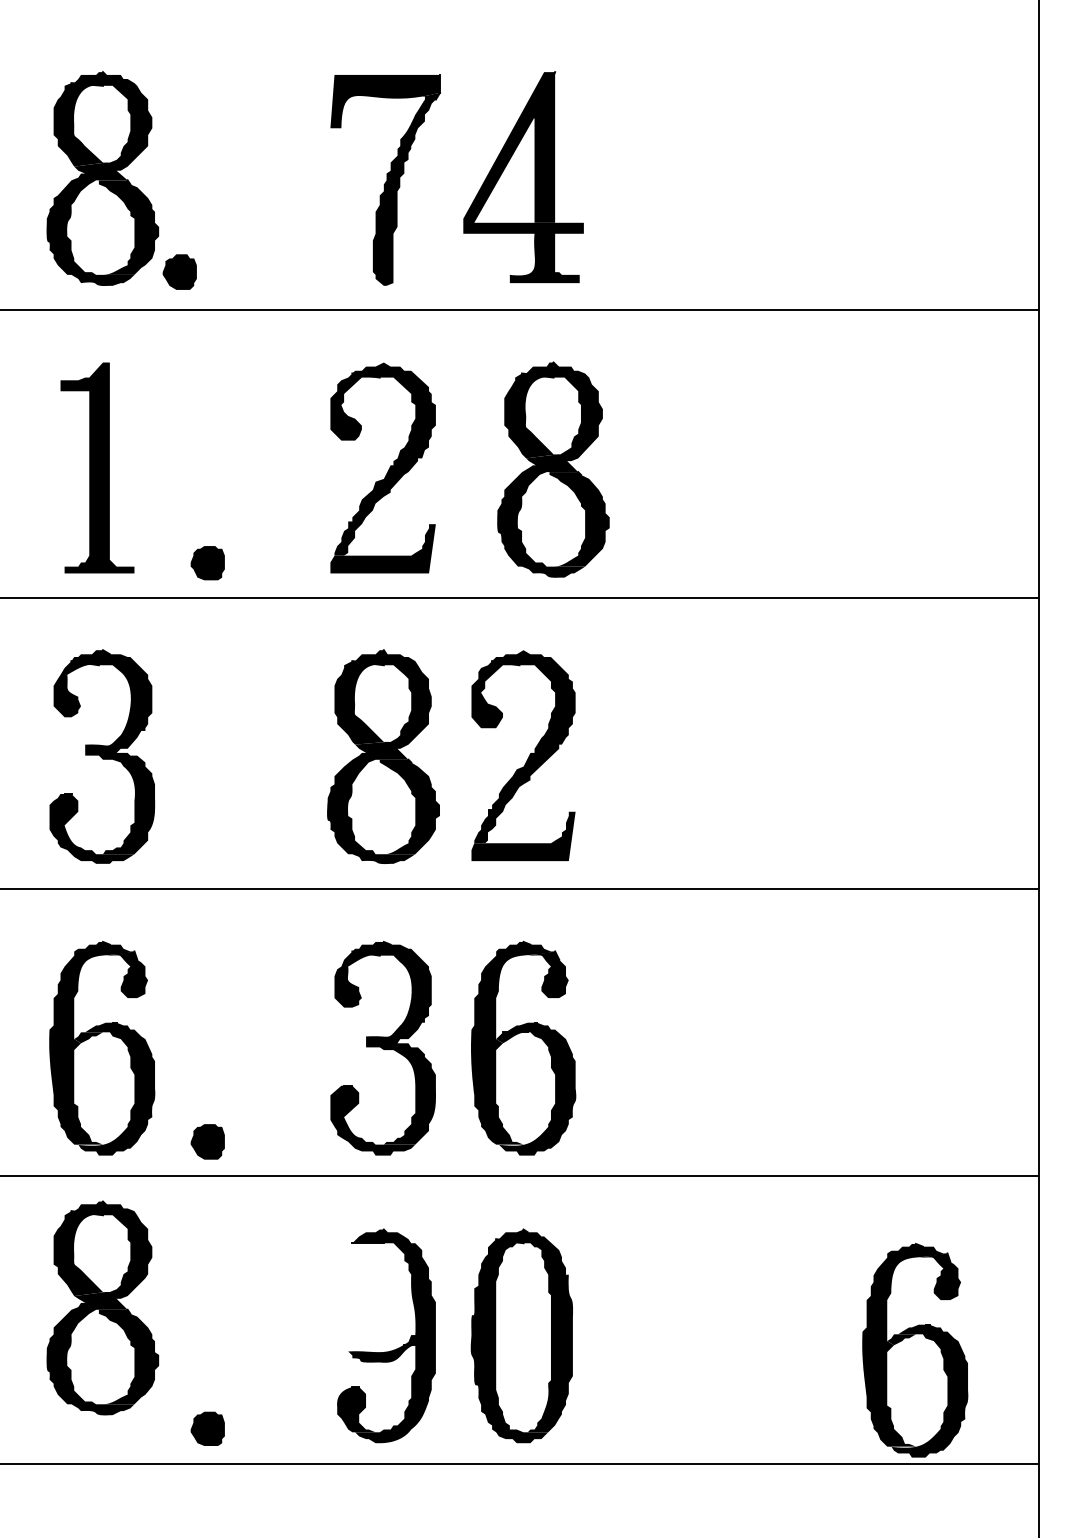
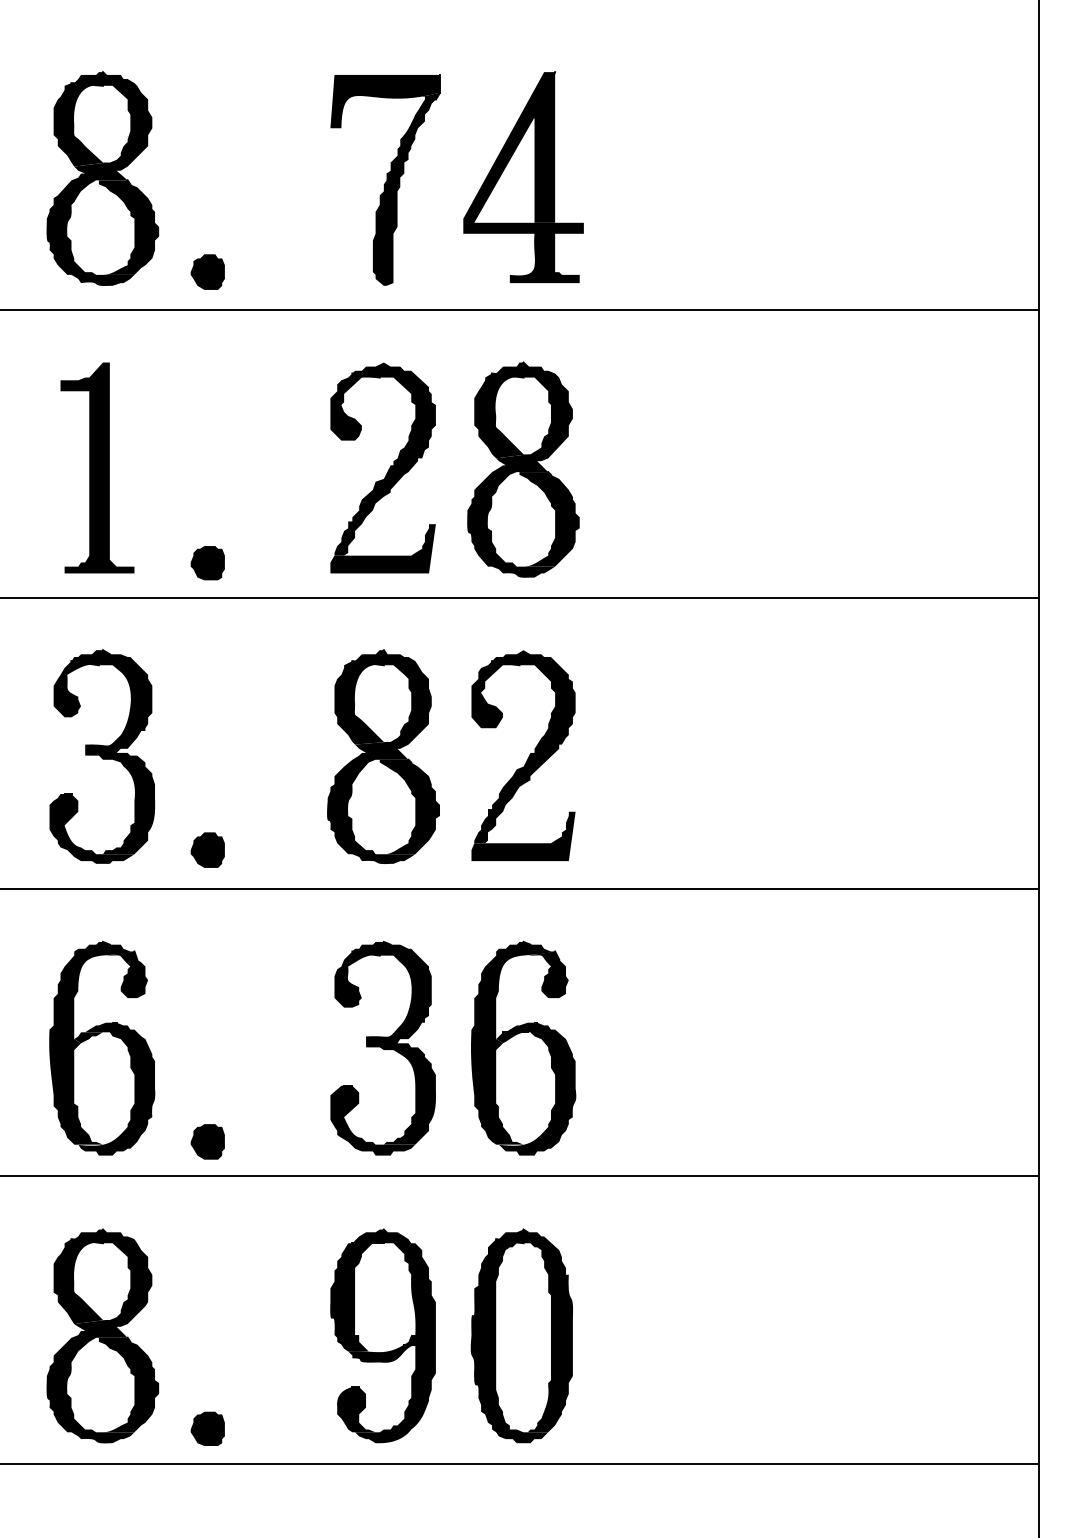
part position: (179, 271) -> (207, 271) (207, 271)
part position: (553, 469) -> (523, 469) (523, 469)
fill: none -> present (207, 849)
fill: none -> present (356, 1297)
part position: (102, 1307) -> (102, 1335) (102, 1335)
part: present -> none (915, 1350)
